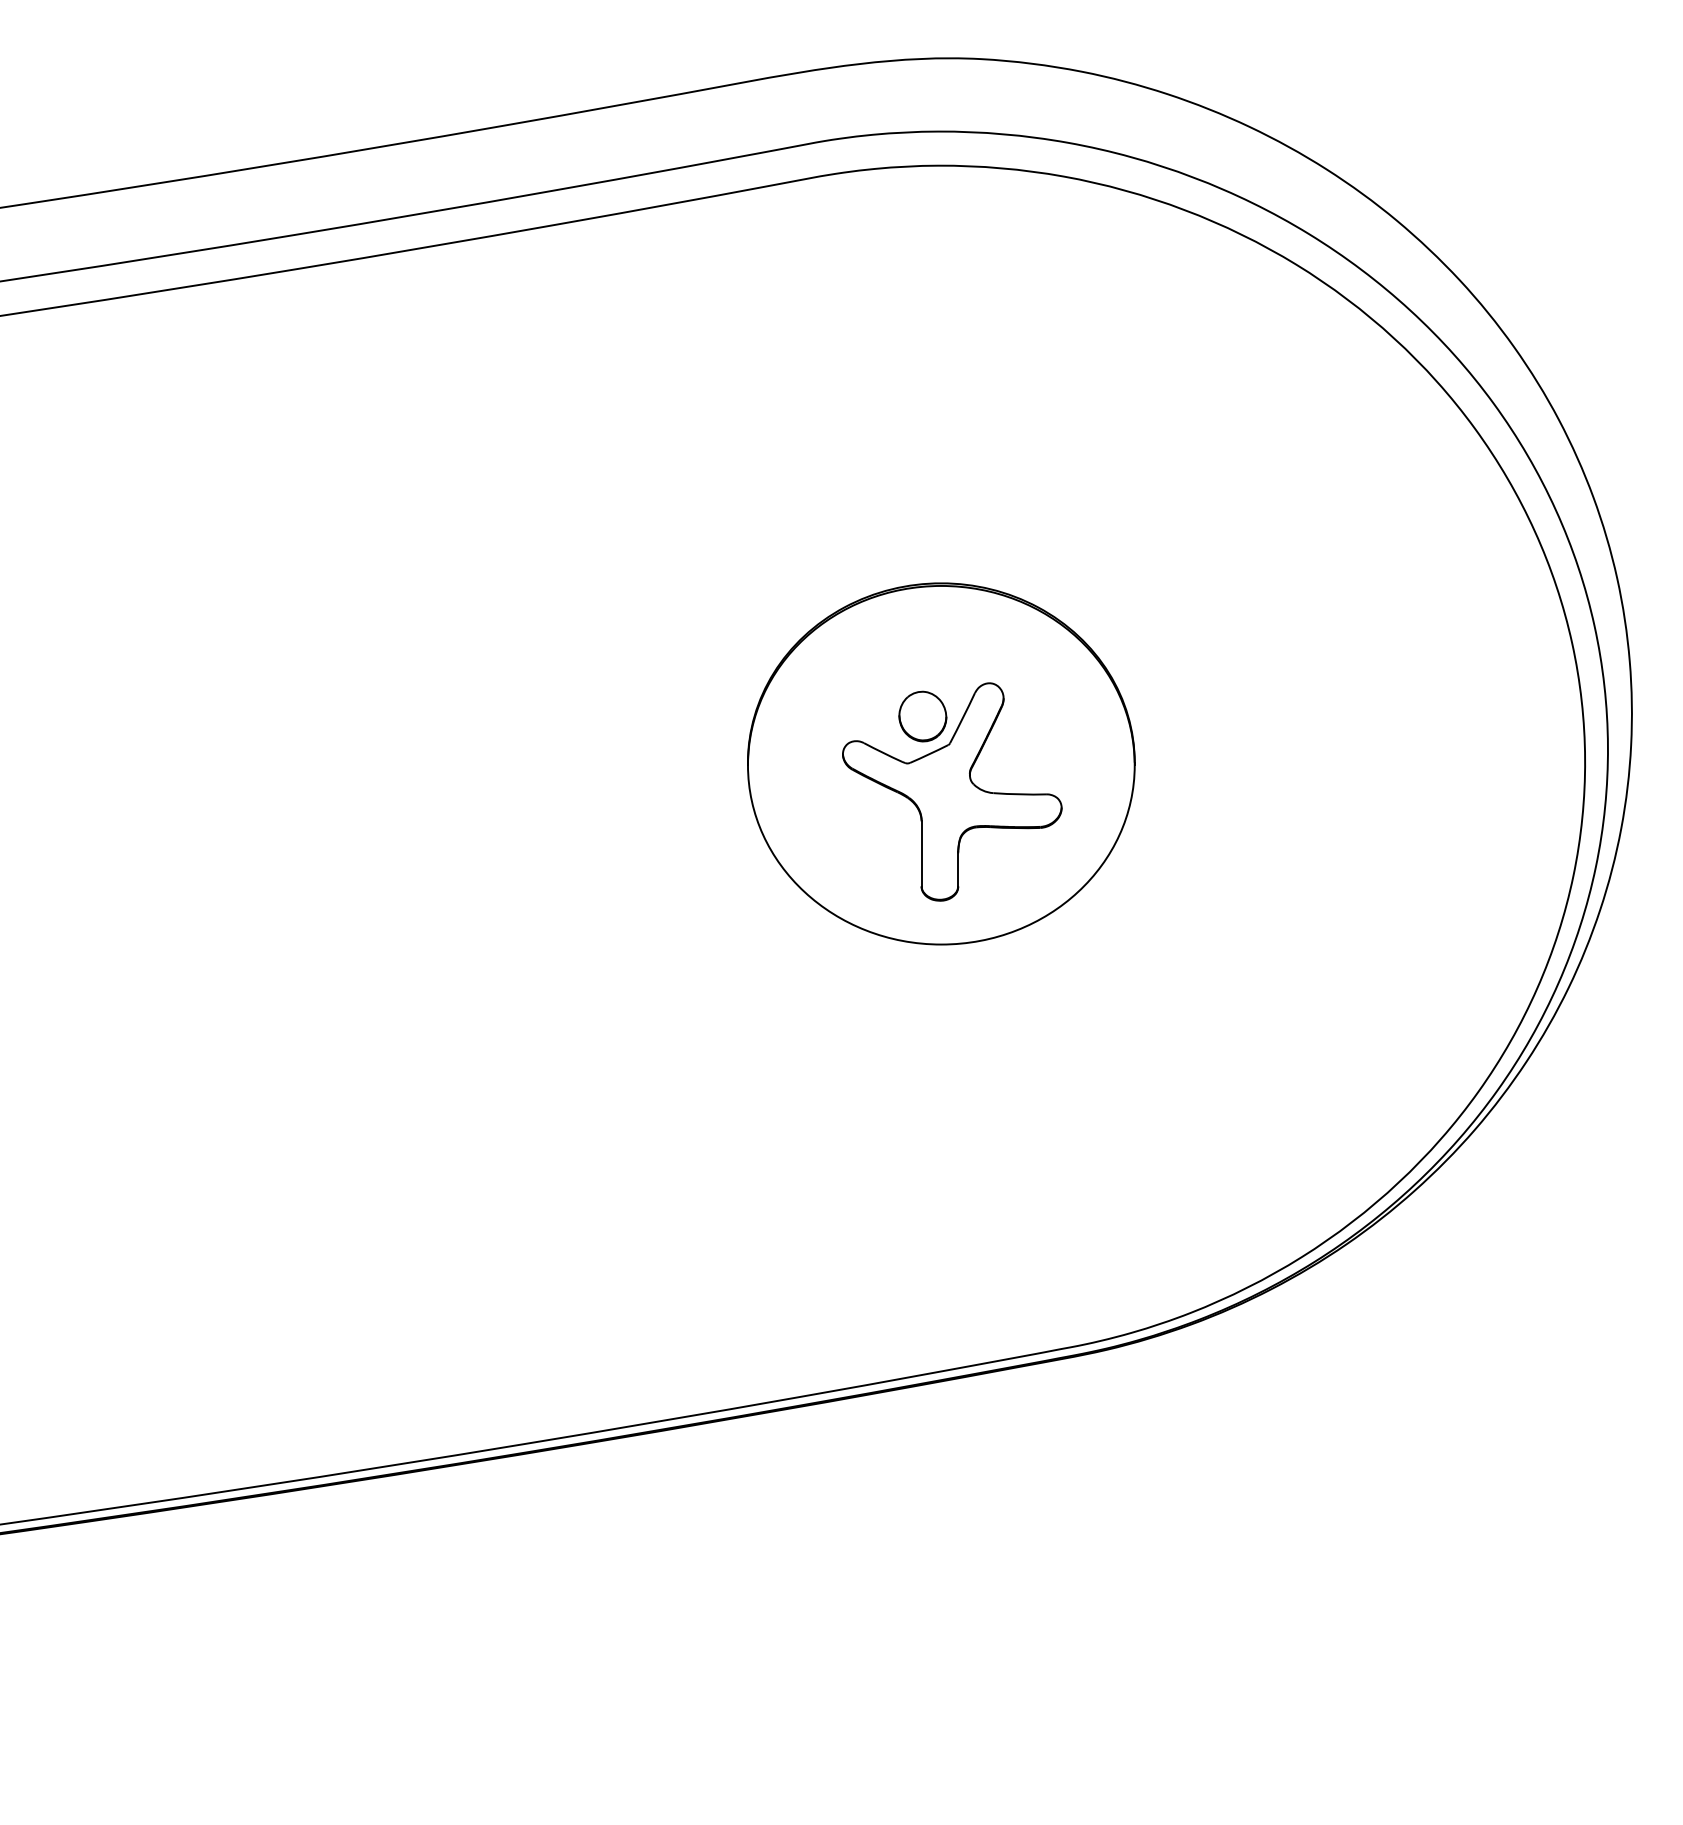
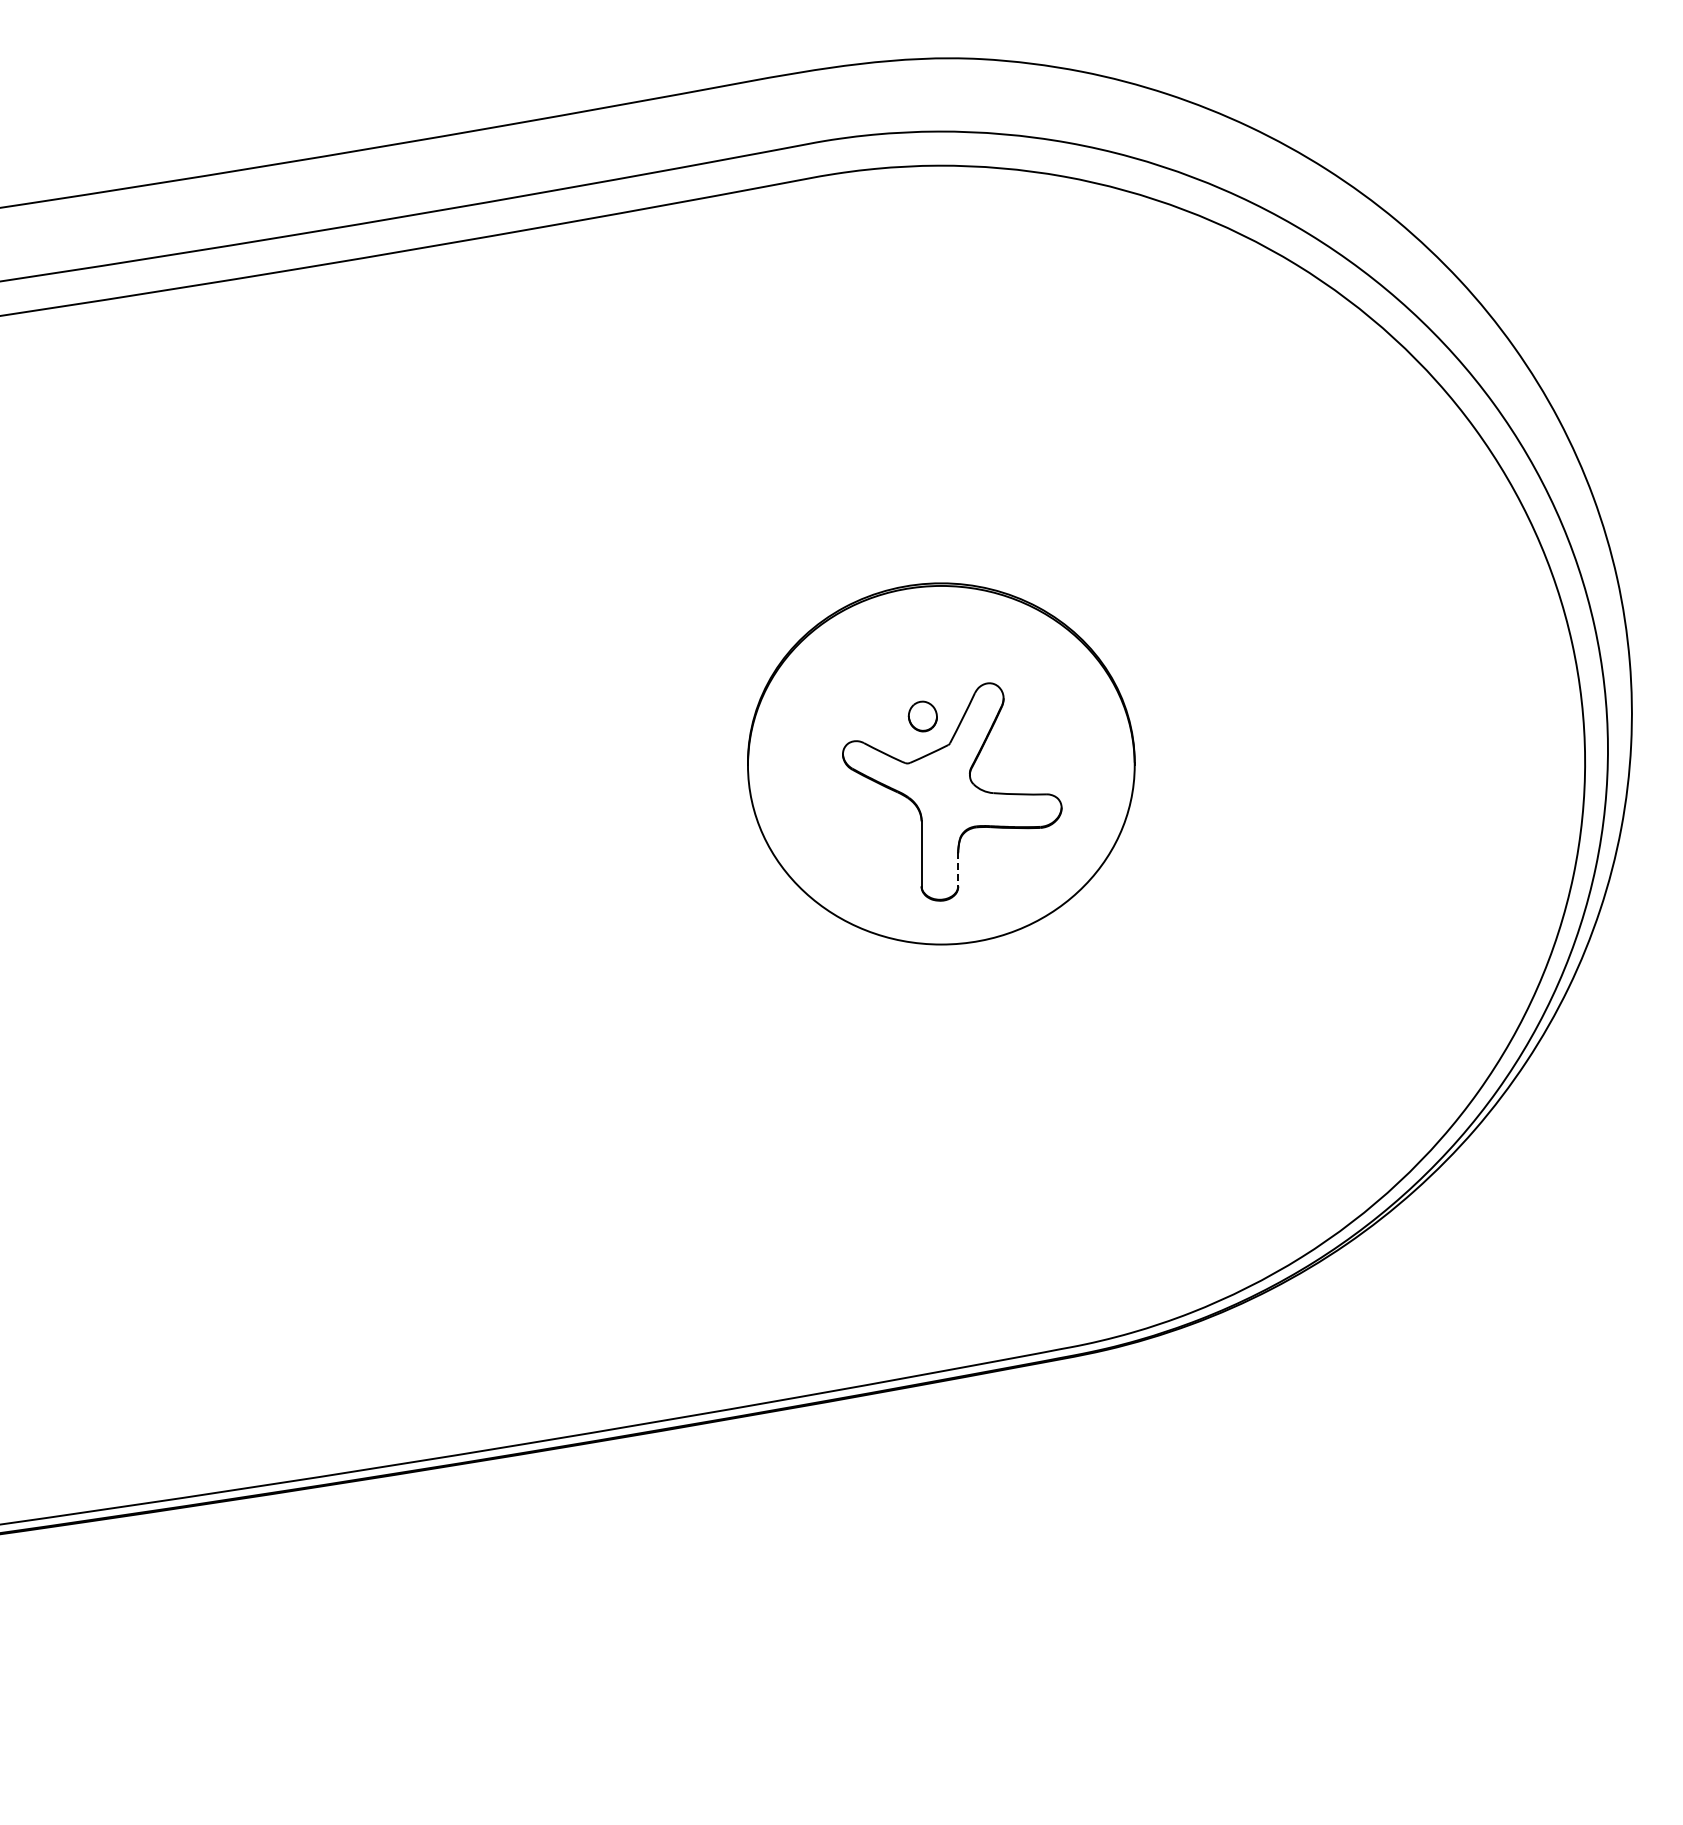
part size: 50x53 px -> 31x33 px (922, 716)
line: solid -> dashed (958, 870)
